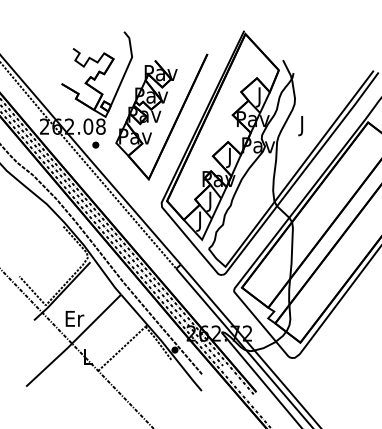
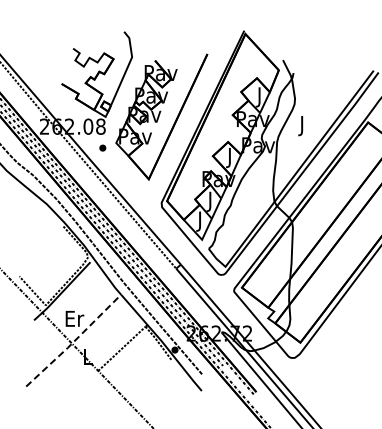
part position: (95, 144) -> (102, 147) (102, 147)
line: solid -> dashed (74, 341)
